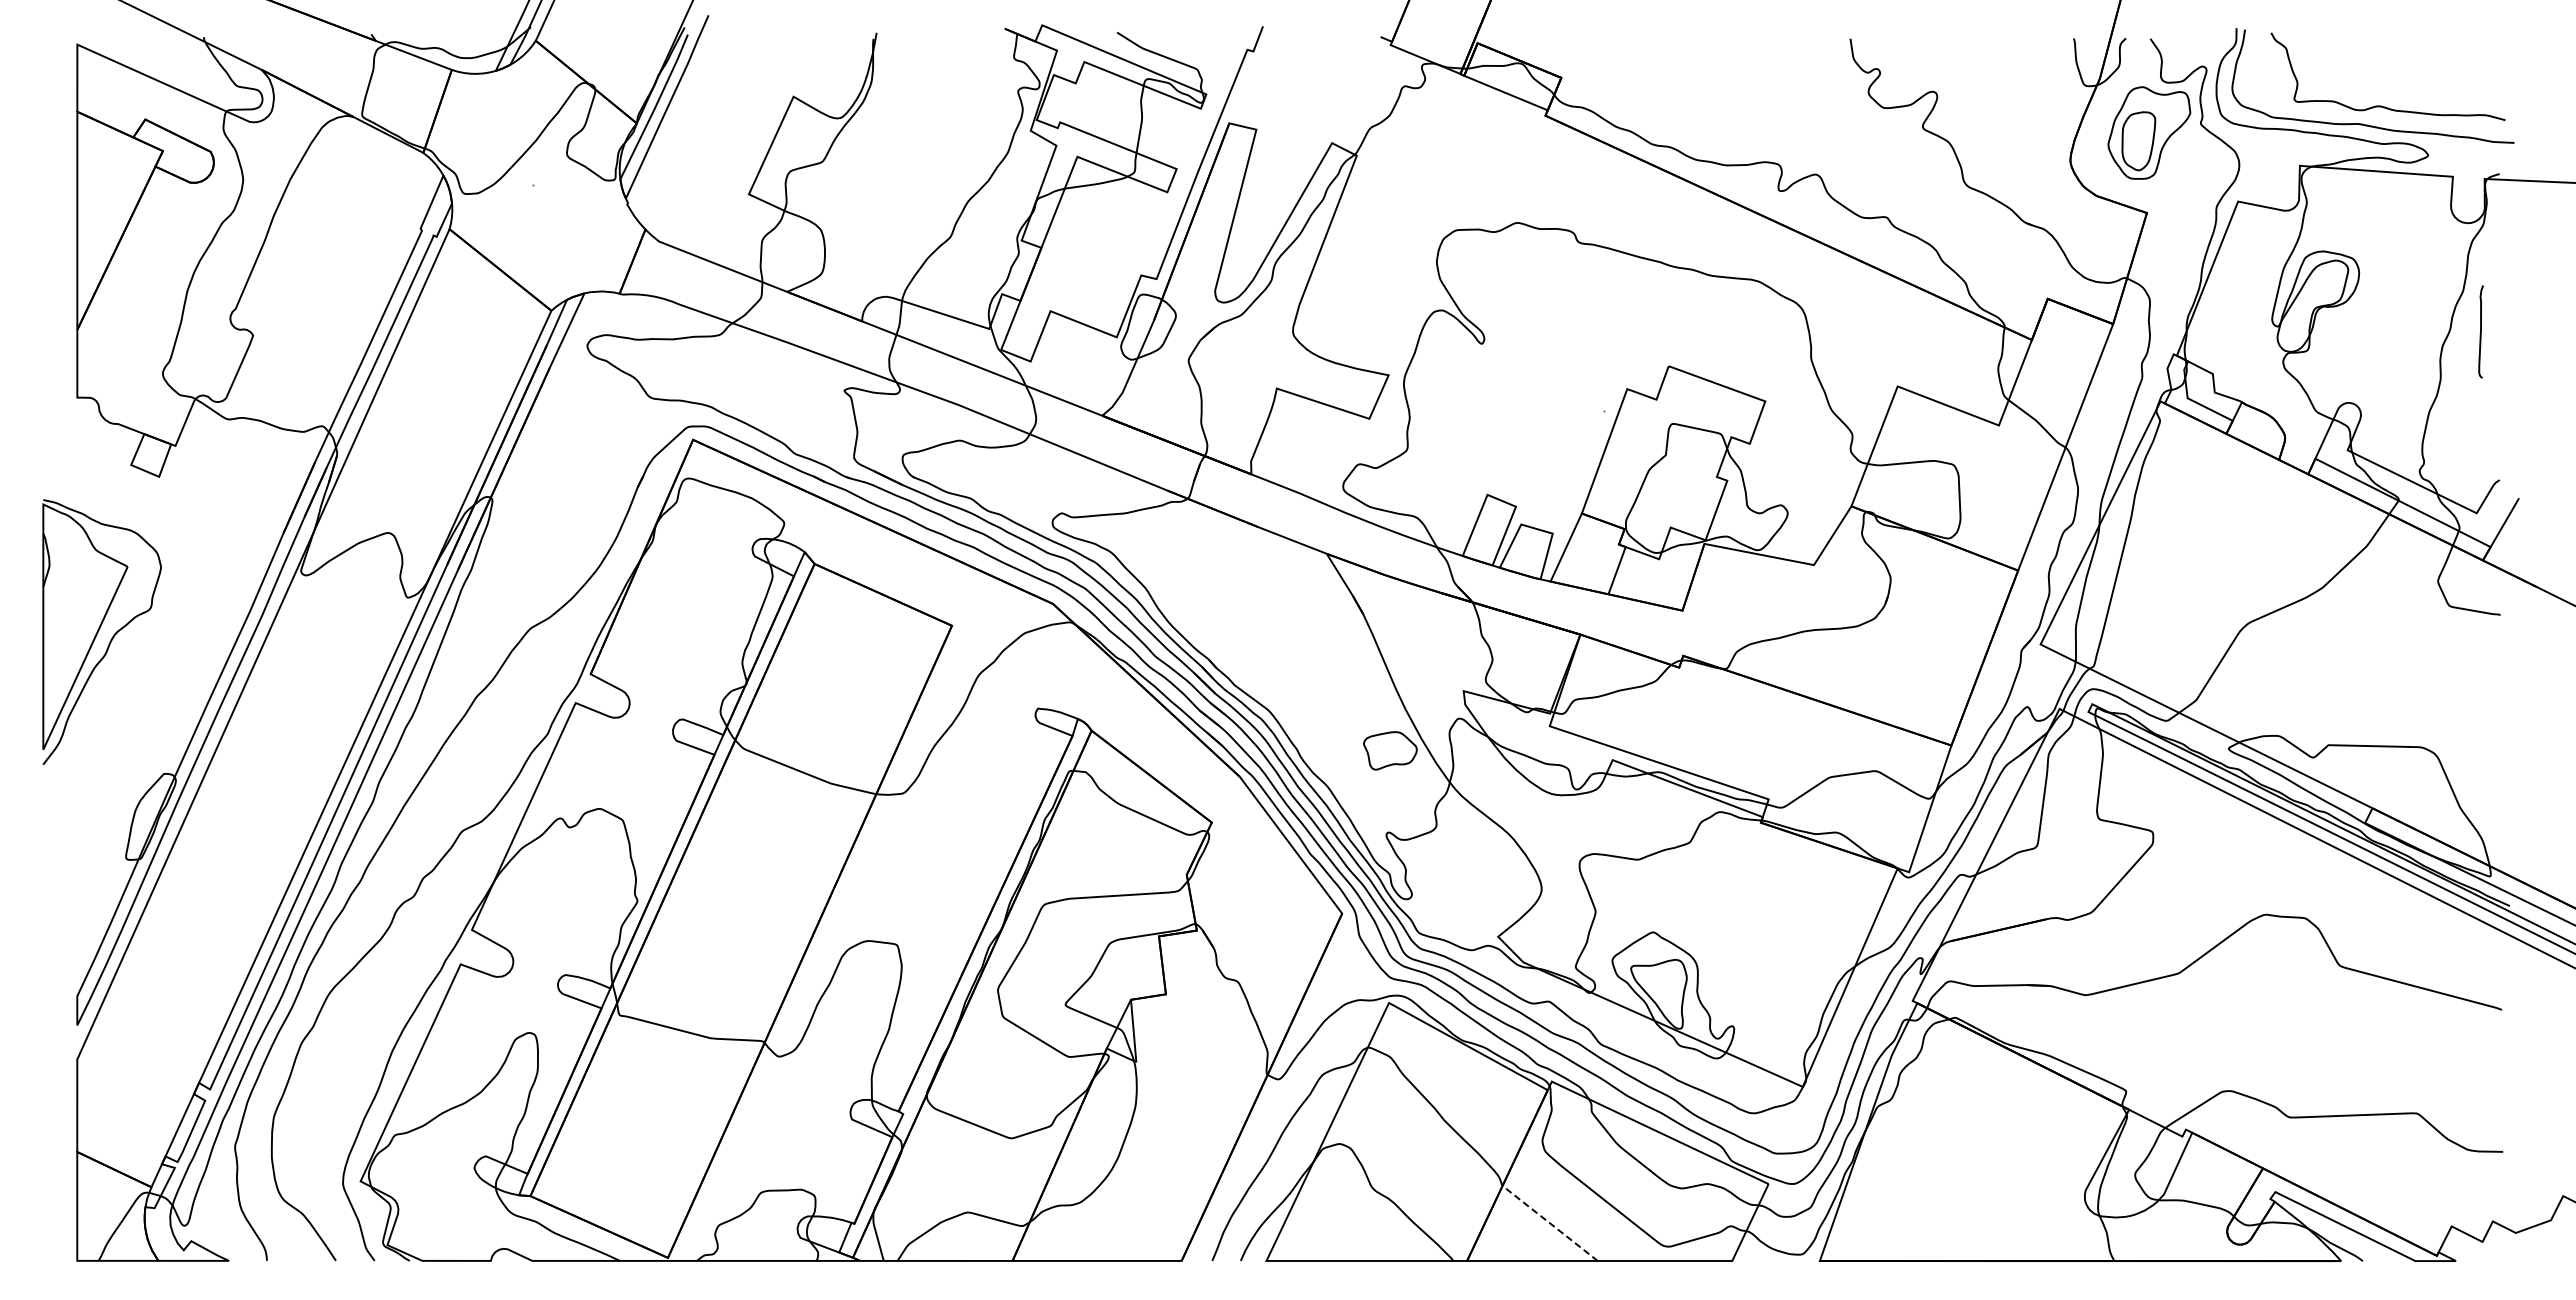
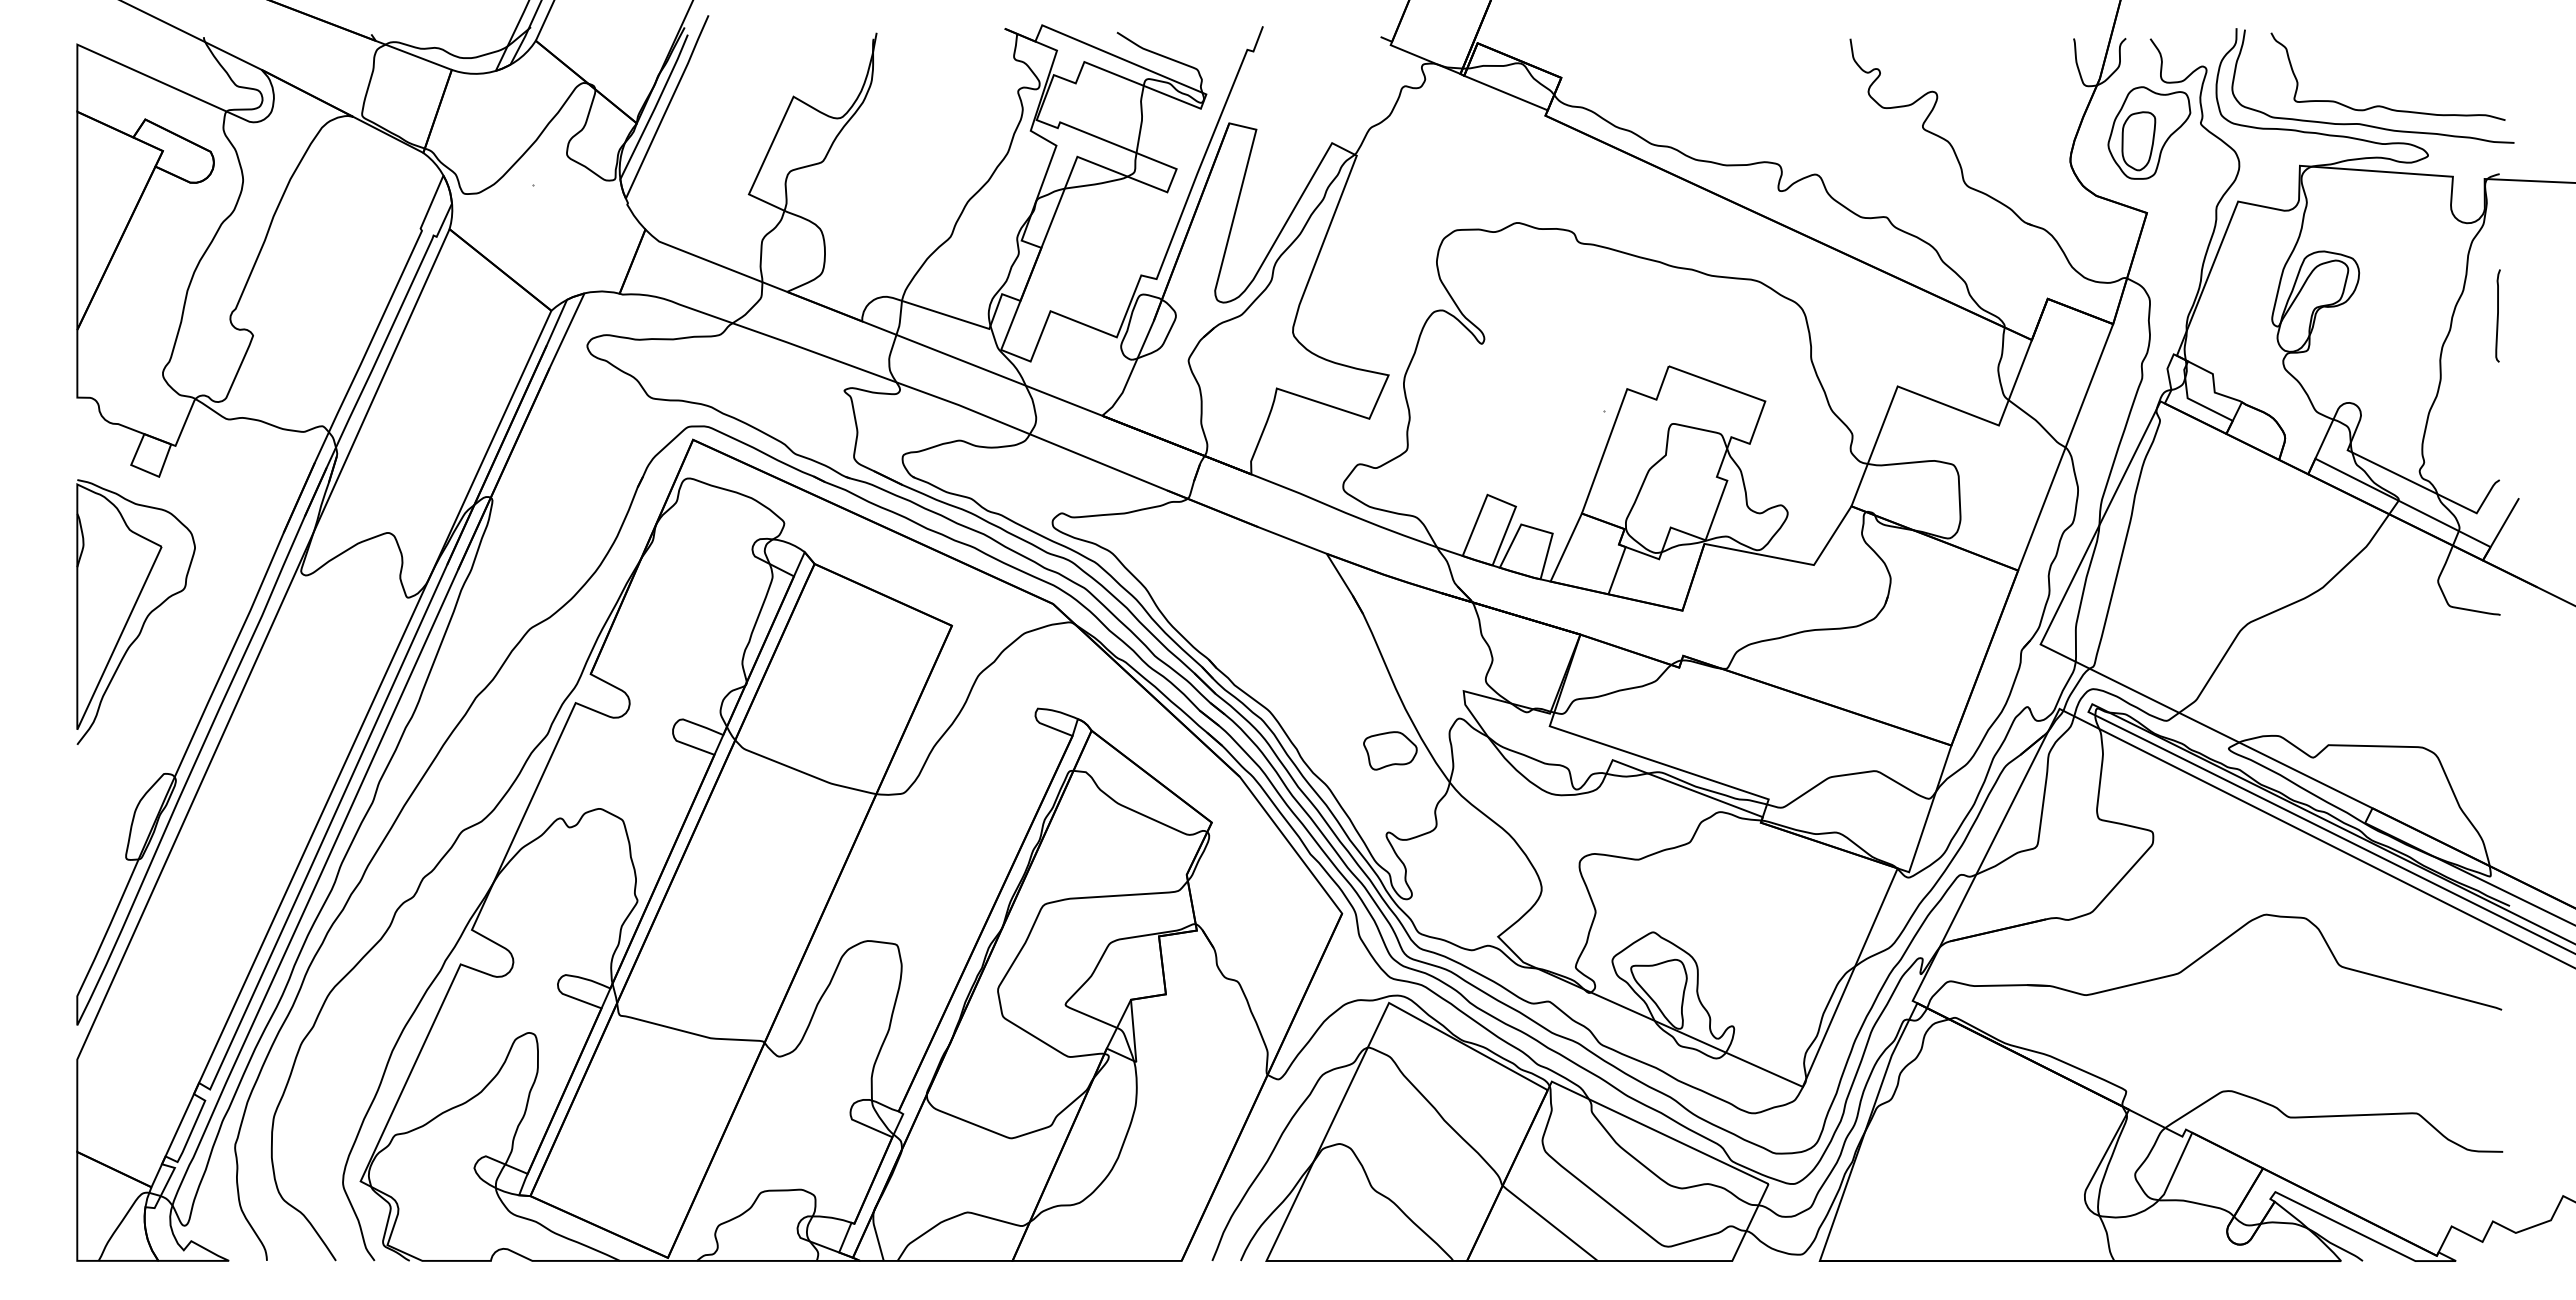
curve position: (2480, 331) -> (2497, 315) (2497, 315)
part position: (101, 631) -> (135, 611) (135, 611)
line: dashed -> solid (1549, 1222)
